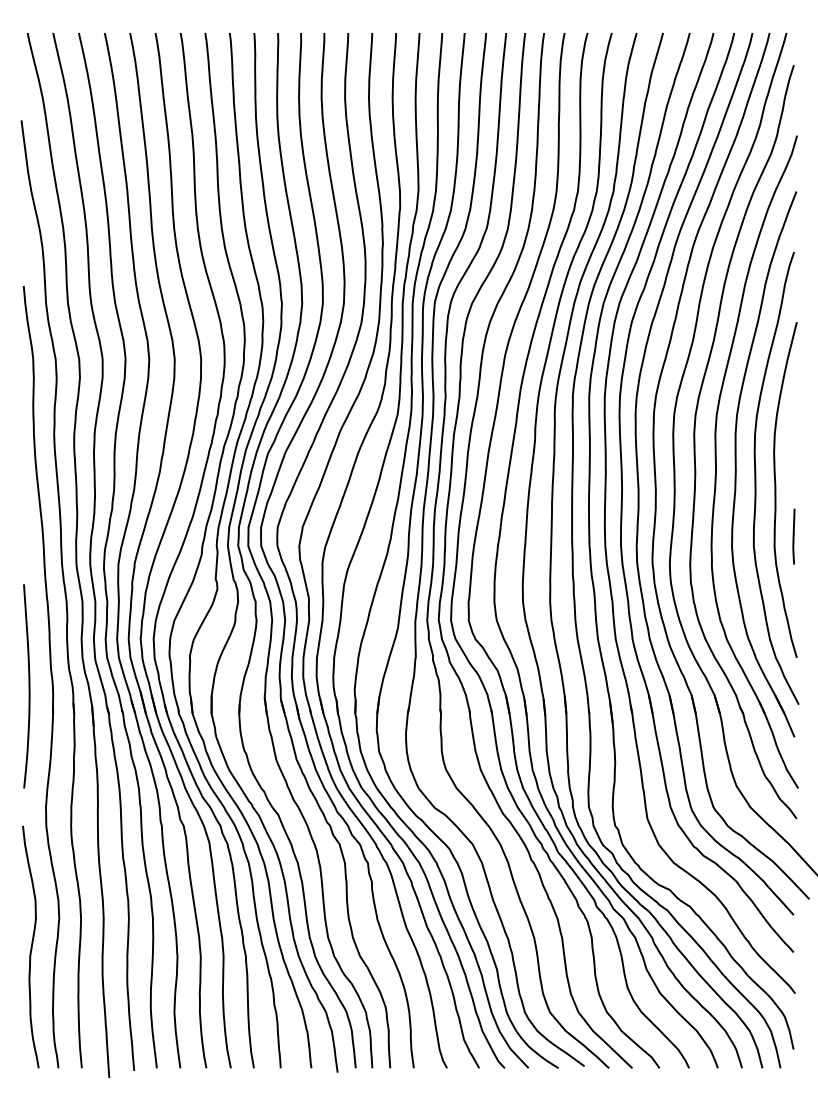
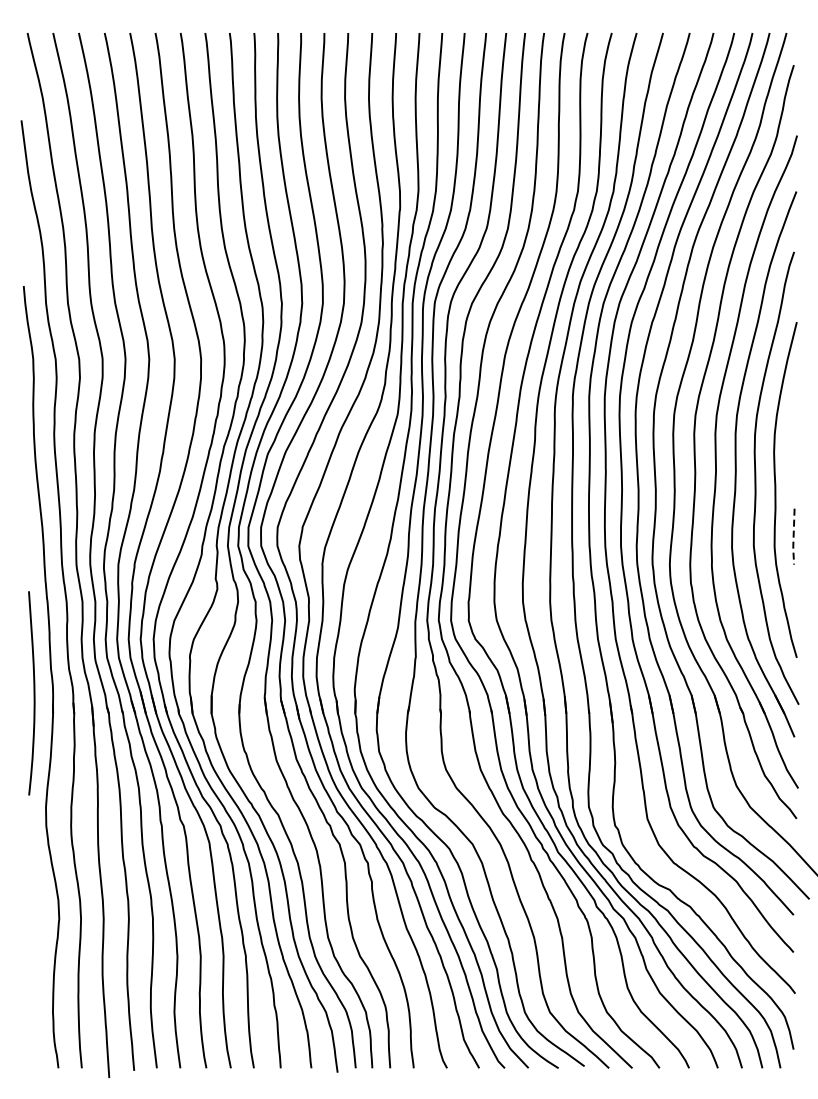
line: solid -> dashed (793, 538)
curve position: (28, 686) -> (33, 693) (33, 693)
curve: present -> none (31, 946)
